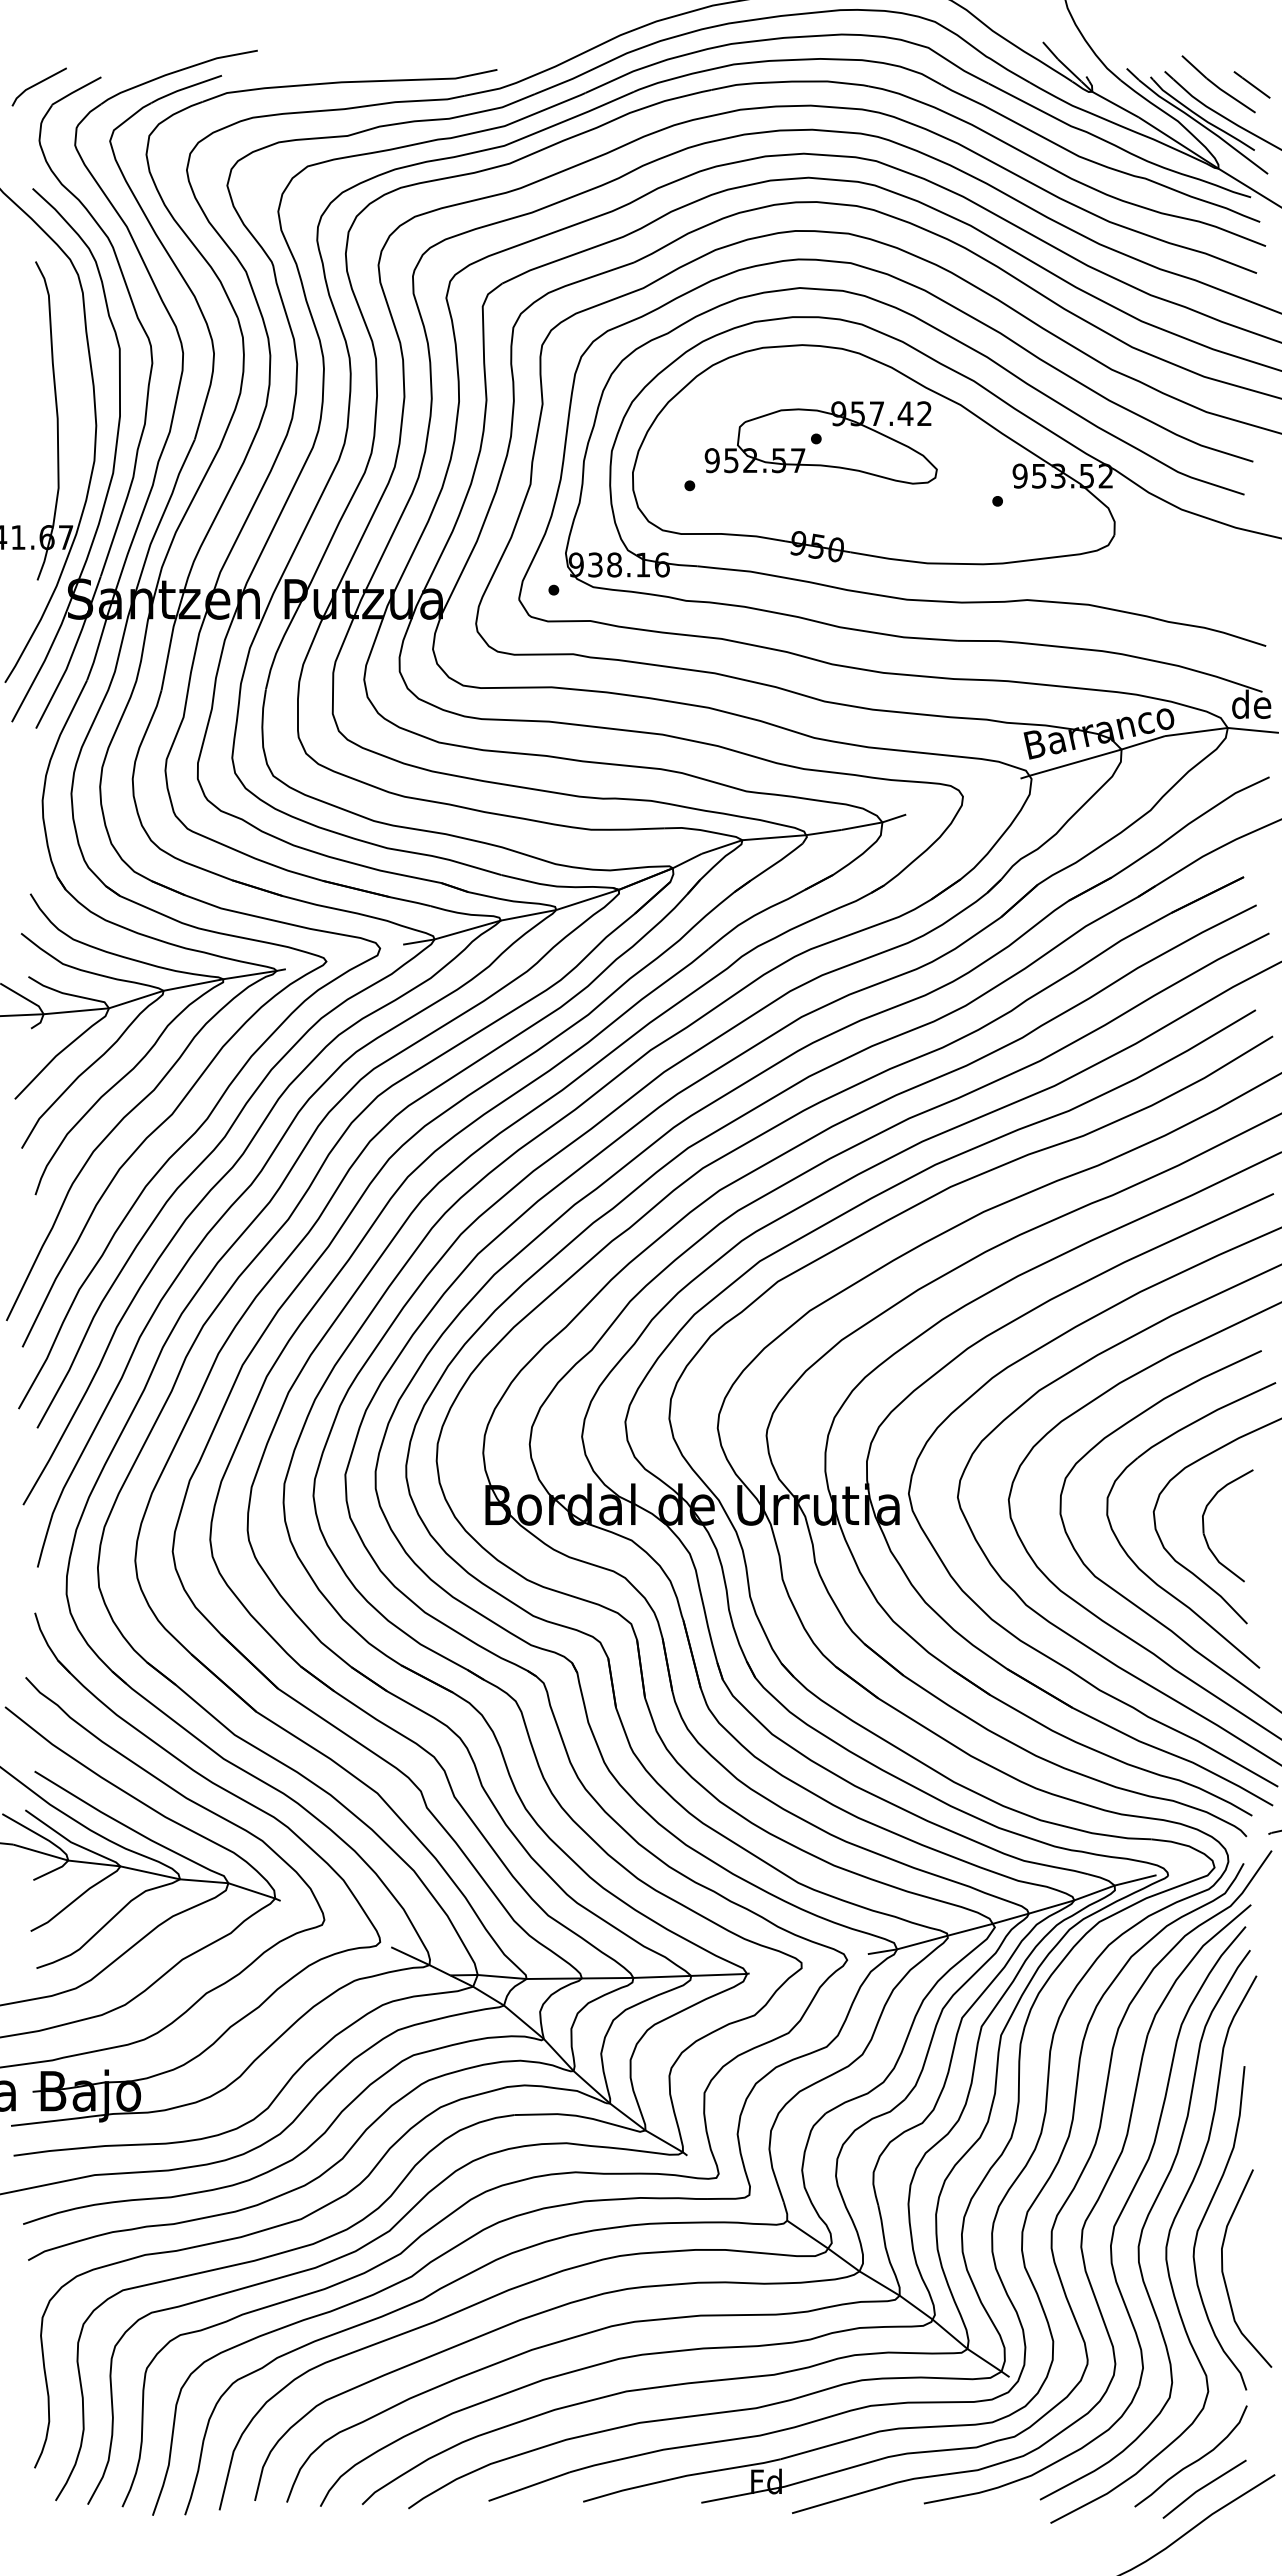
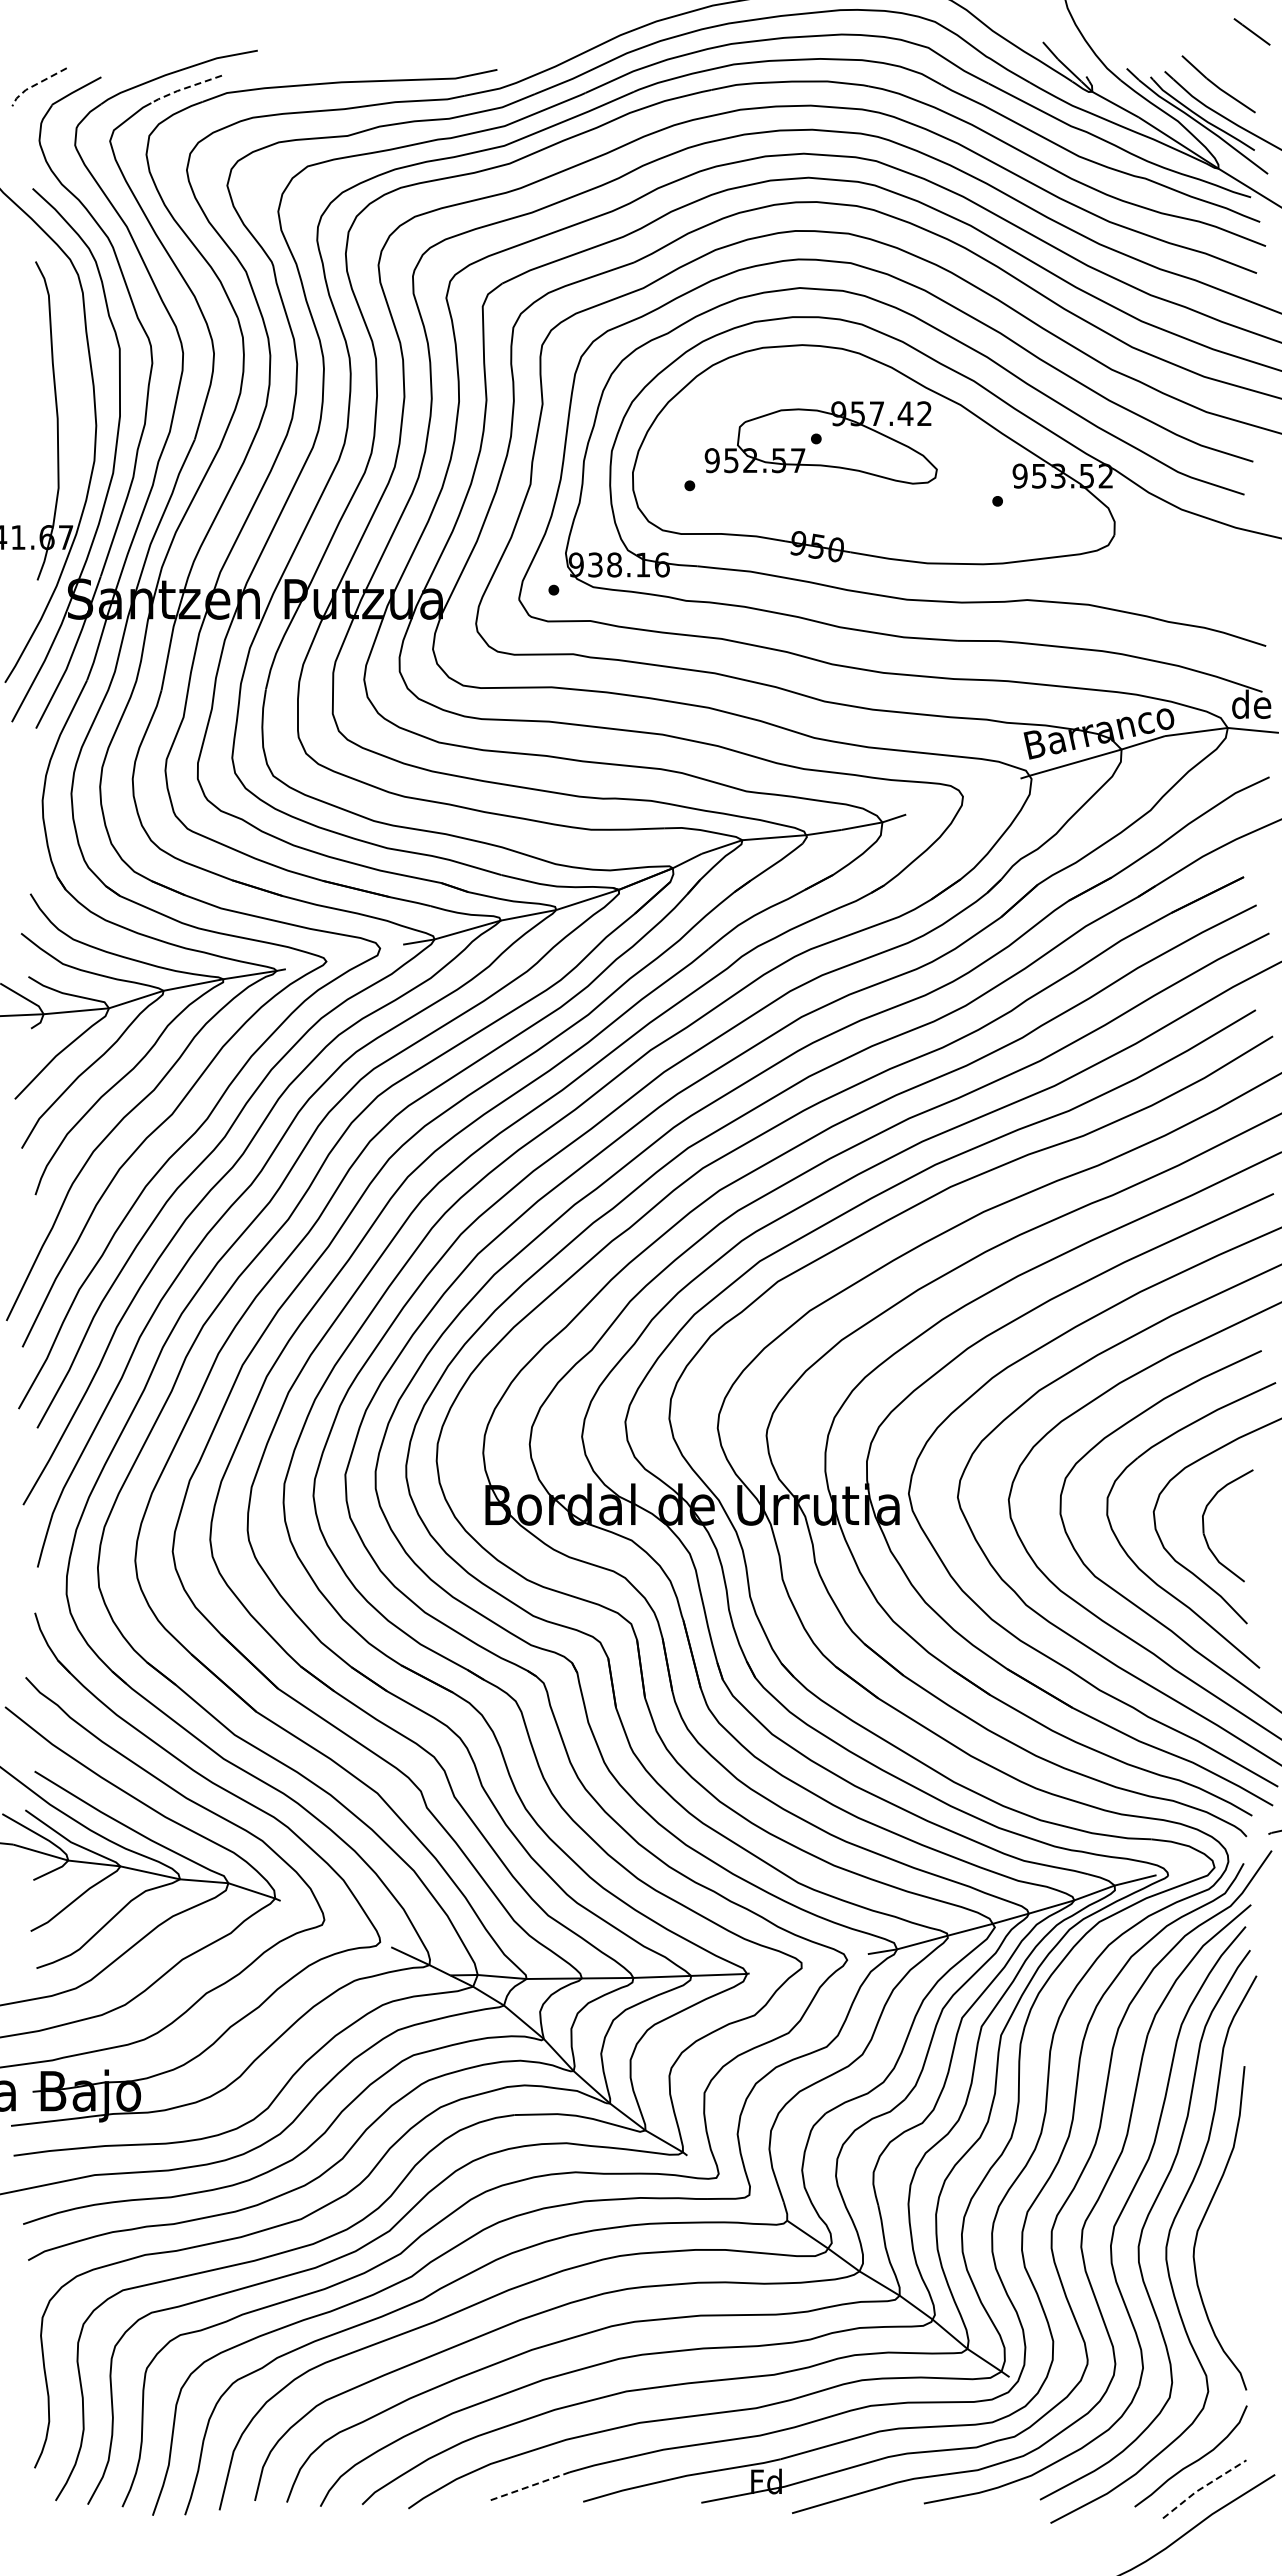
line: solid -> dashed (35, 84)
line position: (1251, 84) -> (1251, 31) (1251, 31)
line: solid -> dashed (184, 88)
curve: present -> none (1223, 2268)
line: solid -> dashed (528, 2486)
line: solid -> dashed (1202, 2487)
